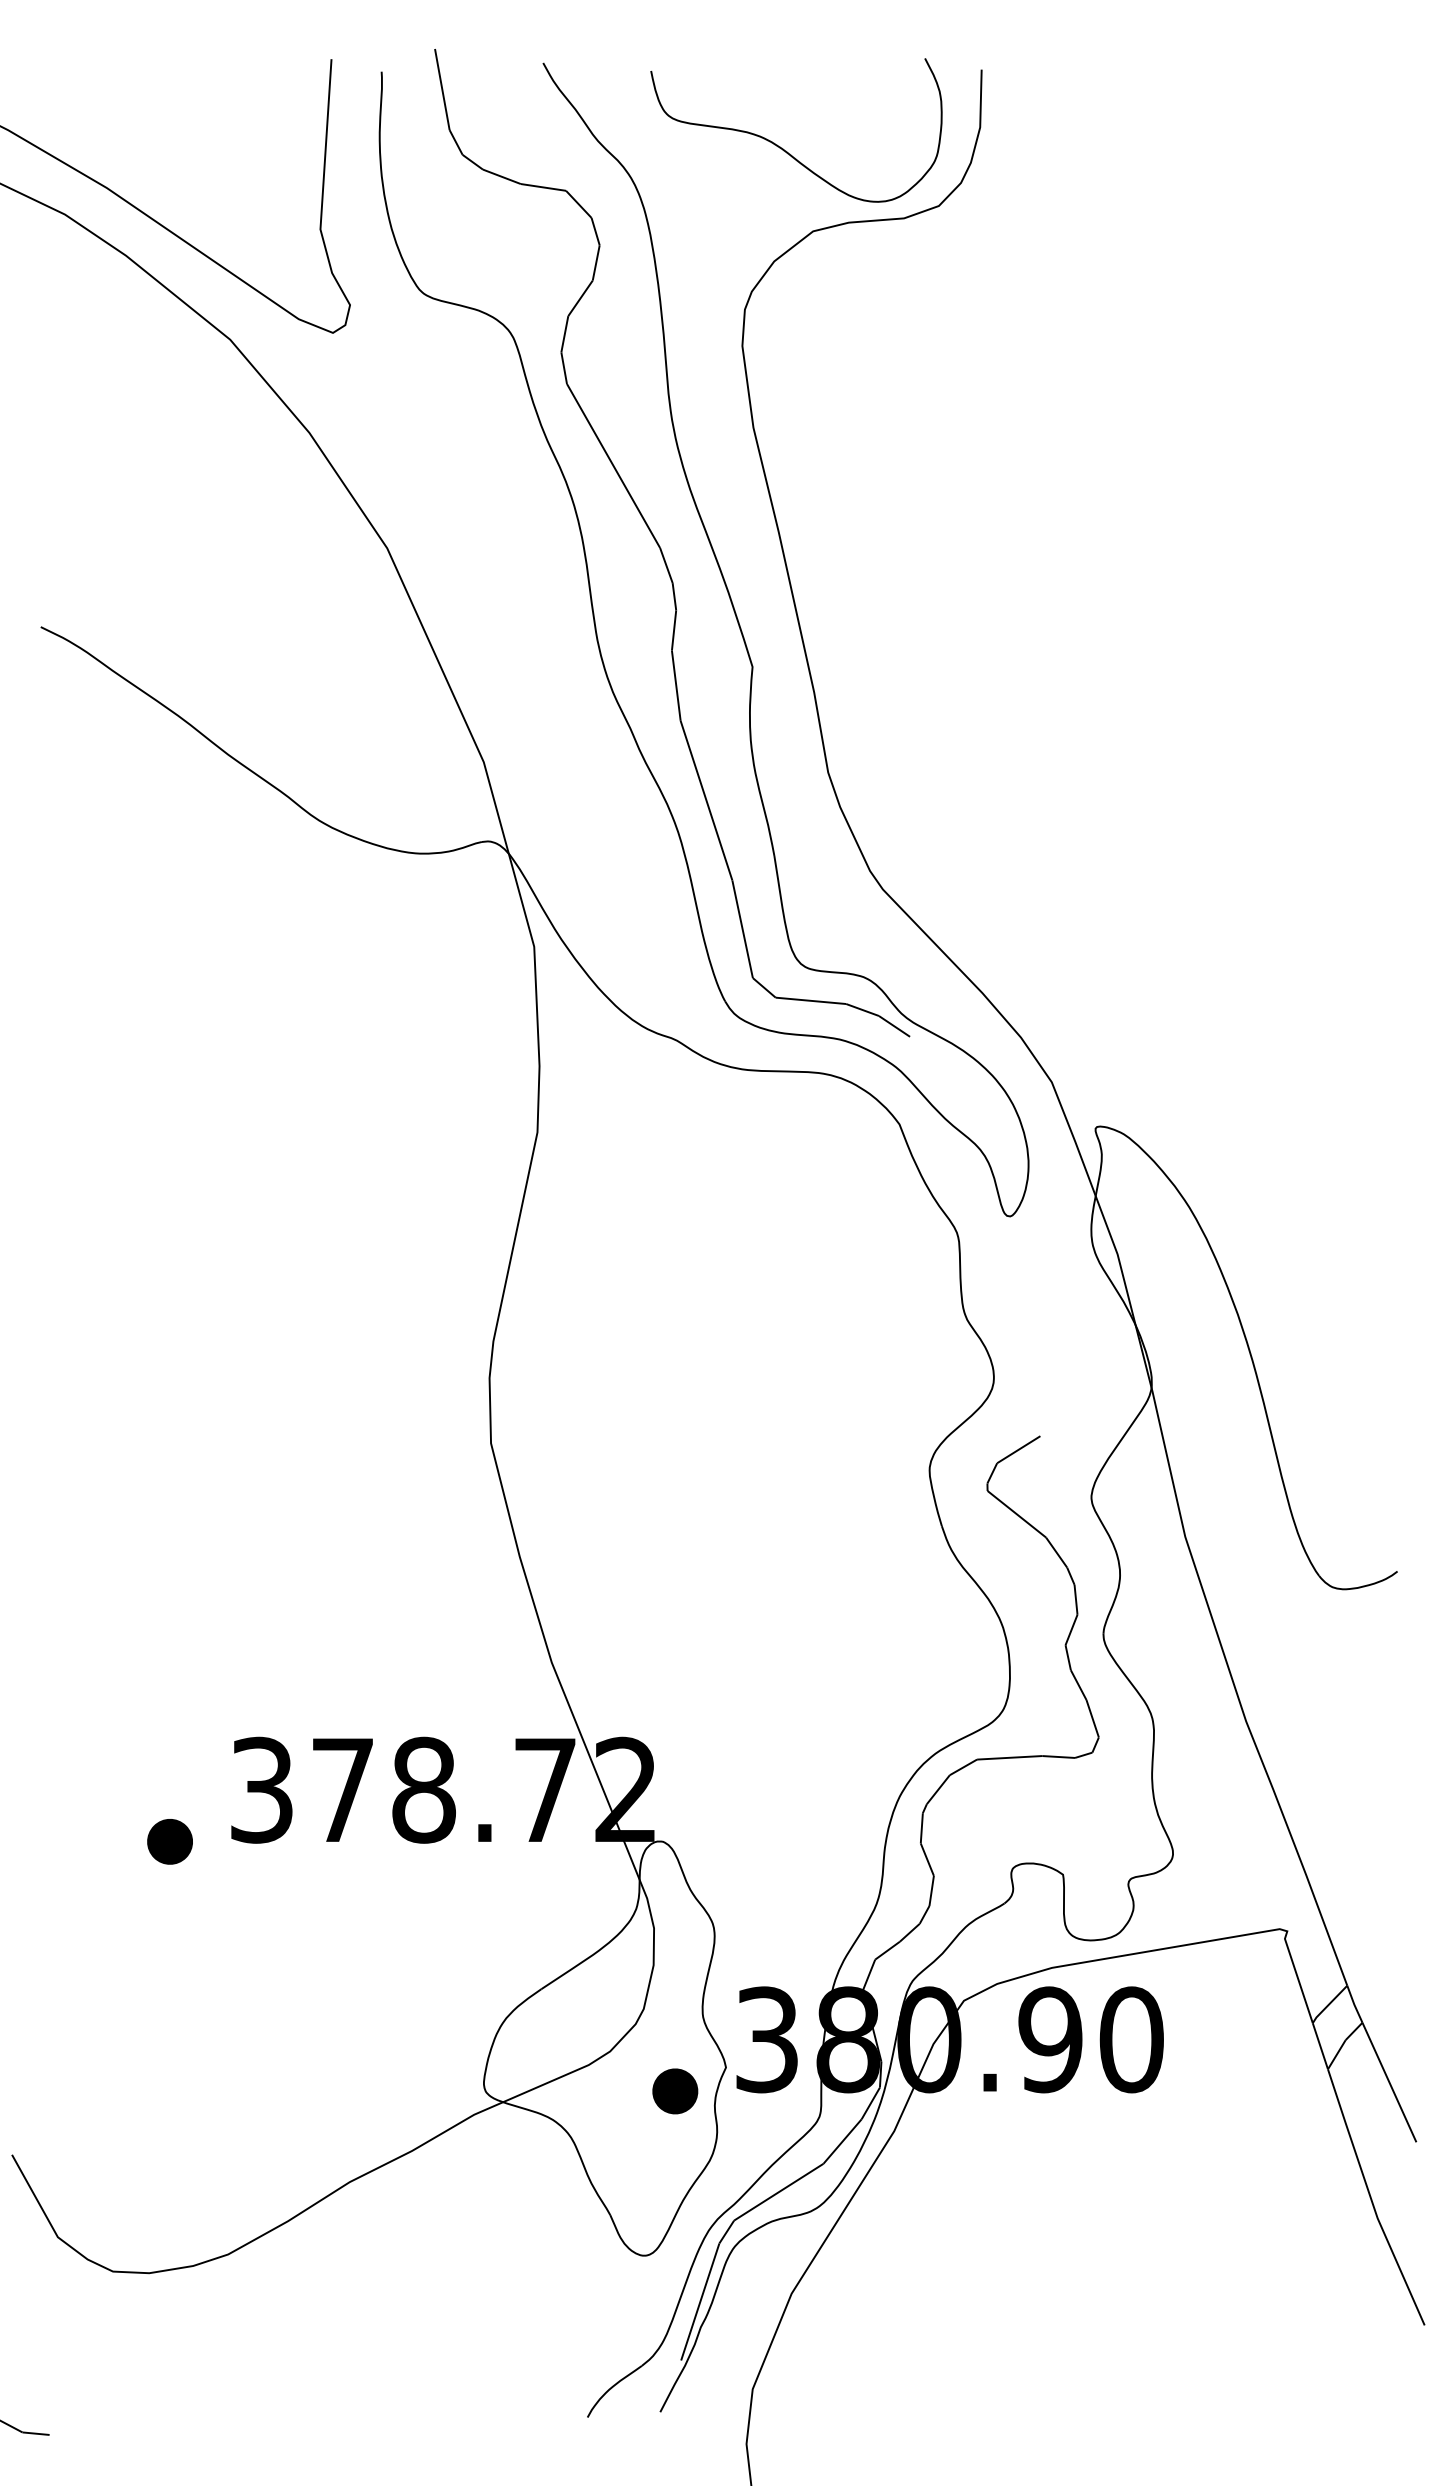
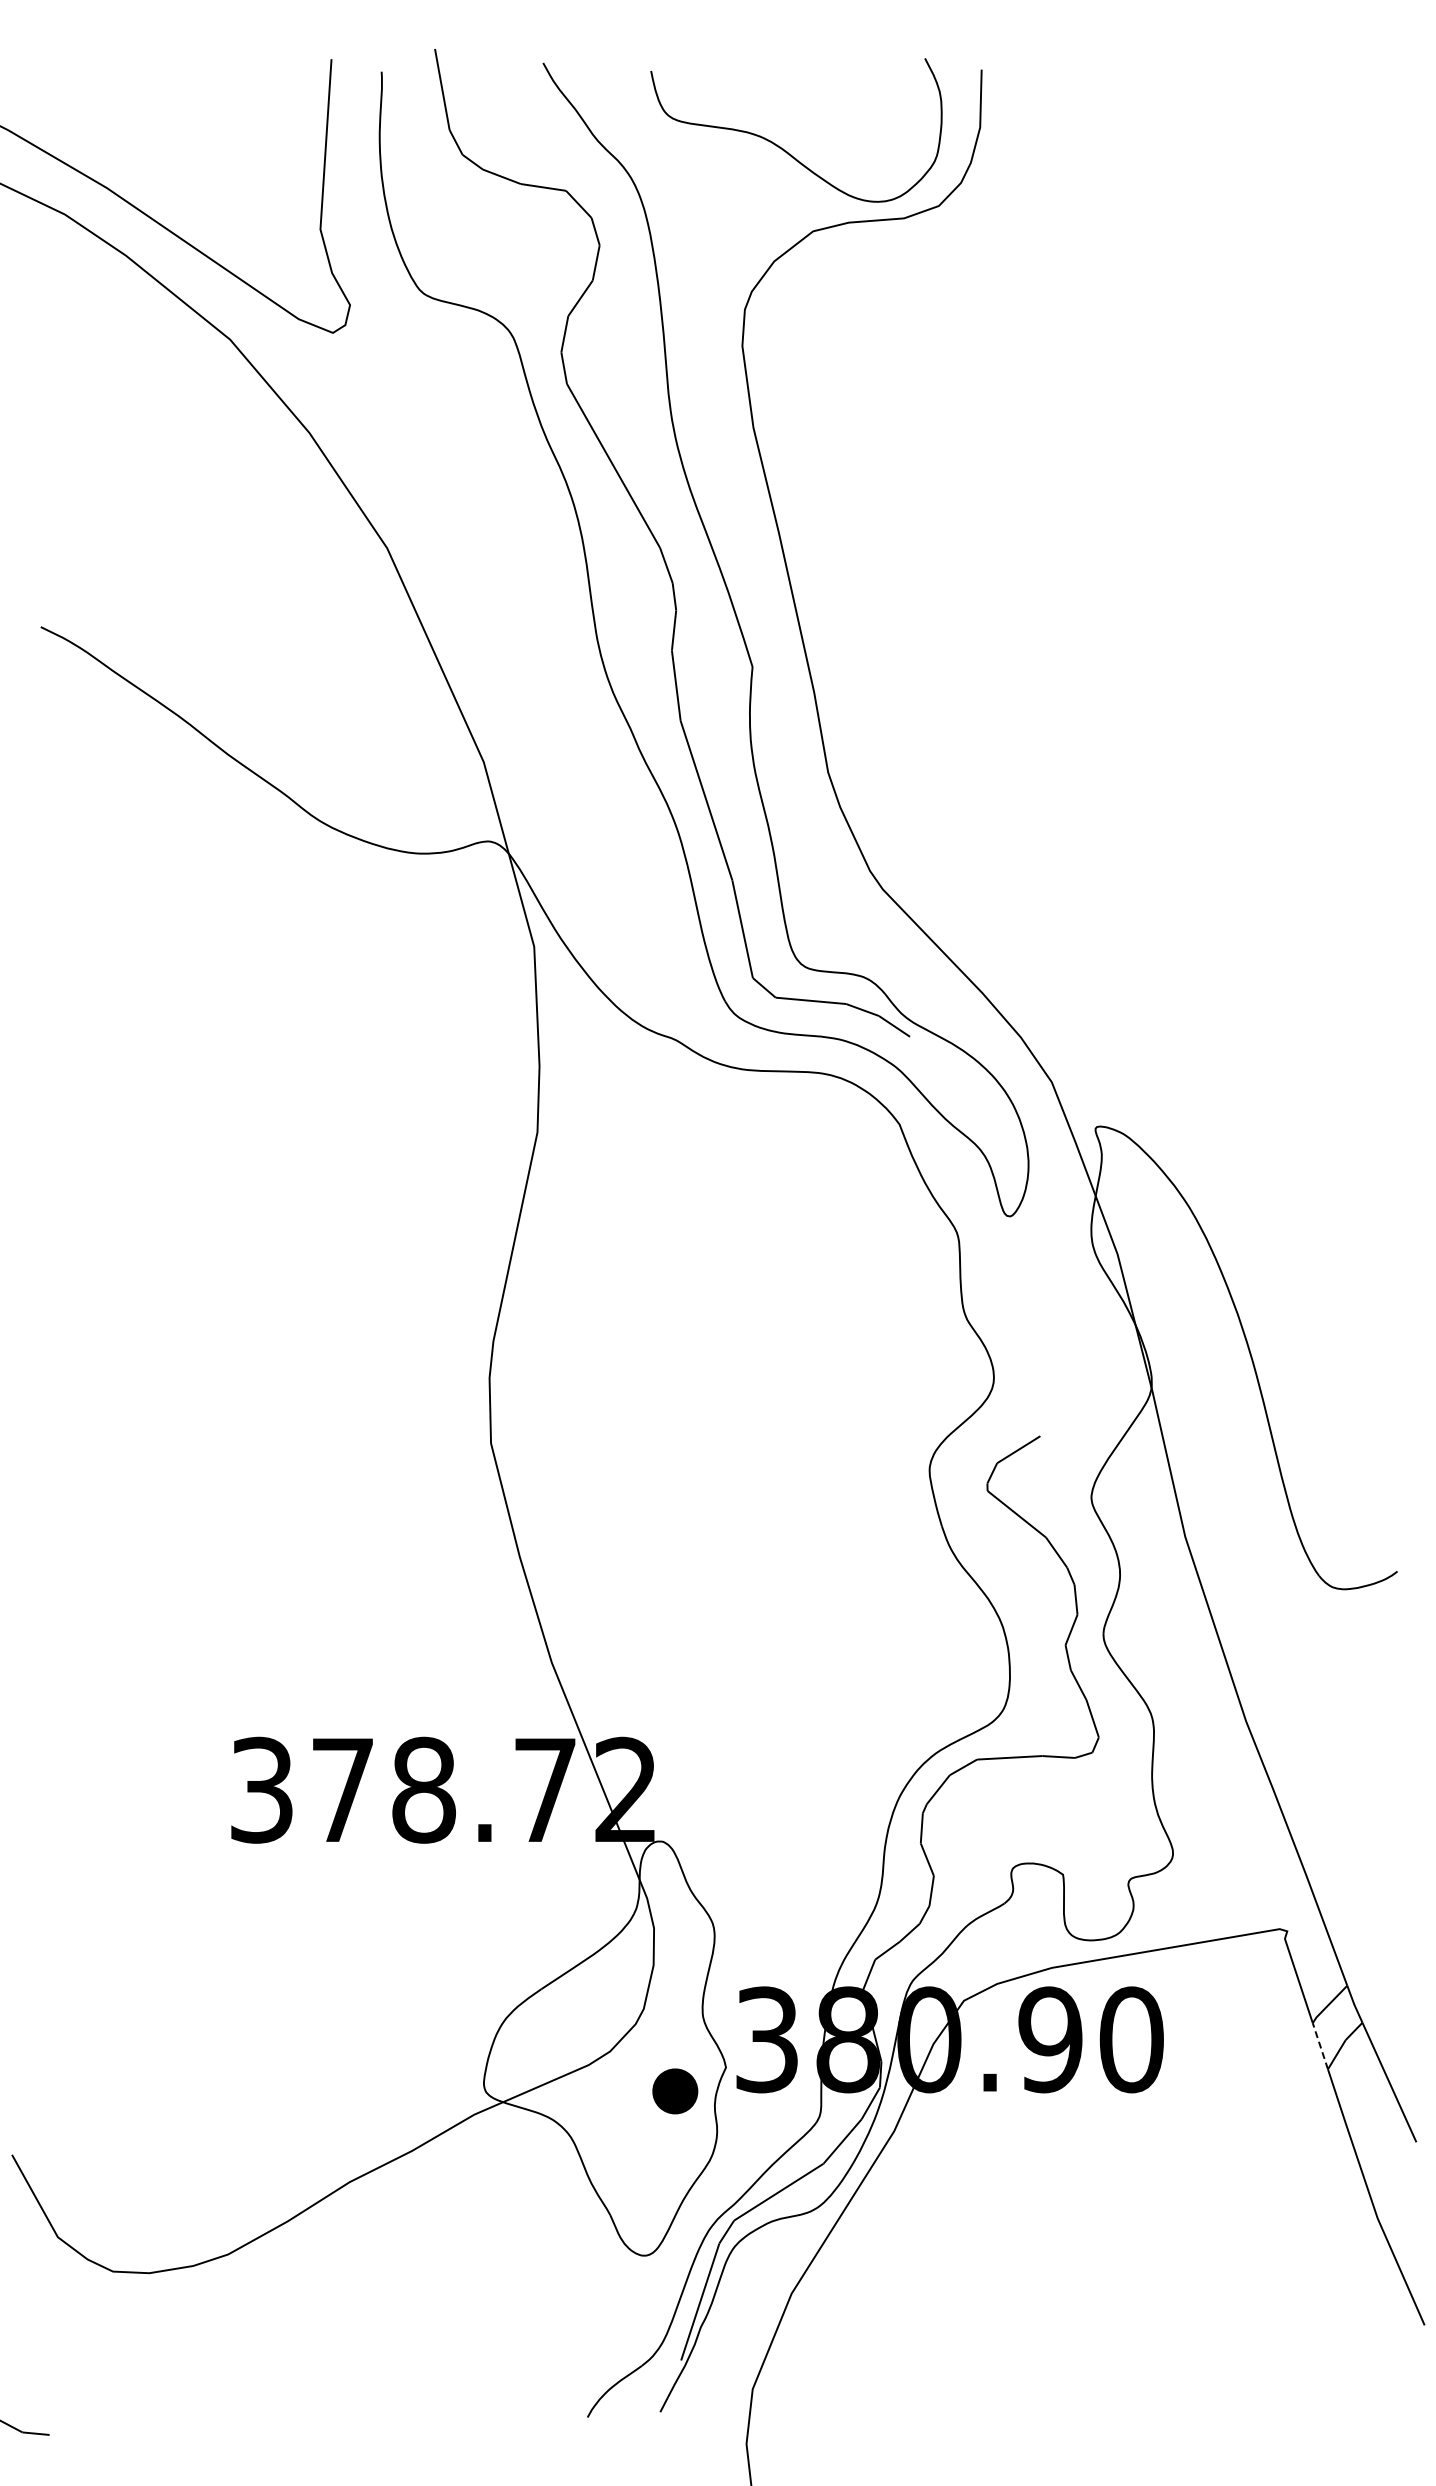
part: present -> none (169, 1841)
line: solid -> dashed (1320, 2045)
